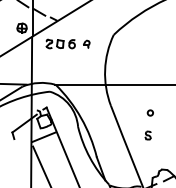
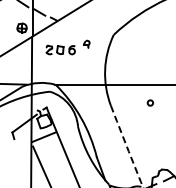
part position: (60, 43) -> (60, 49) (60, 49)
circle position: (149, 112) -> (149, 102) (149, 102)
part: present -> none (147, 135)
arc: solid -> dashed (127, 147)
